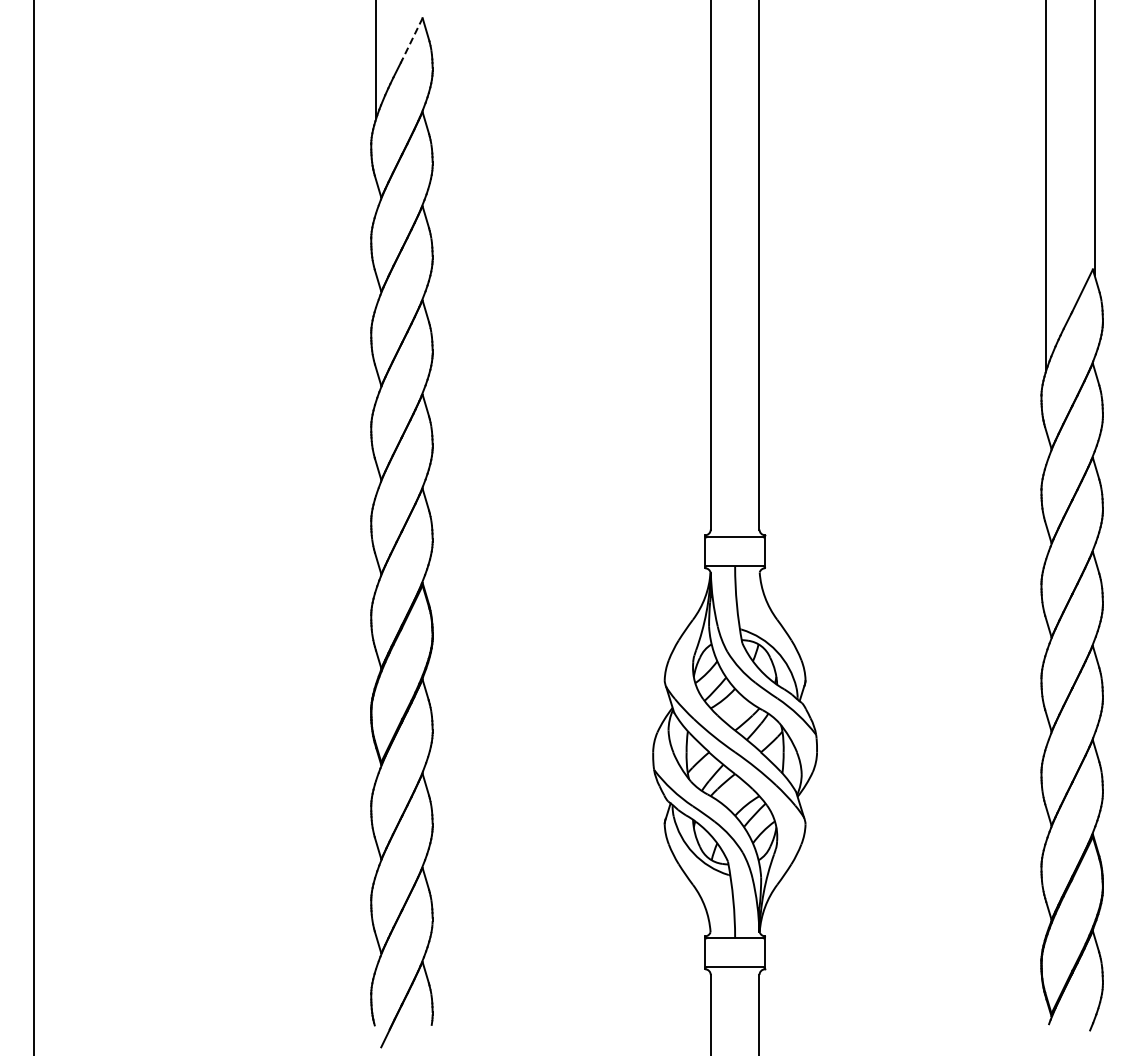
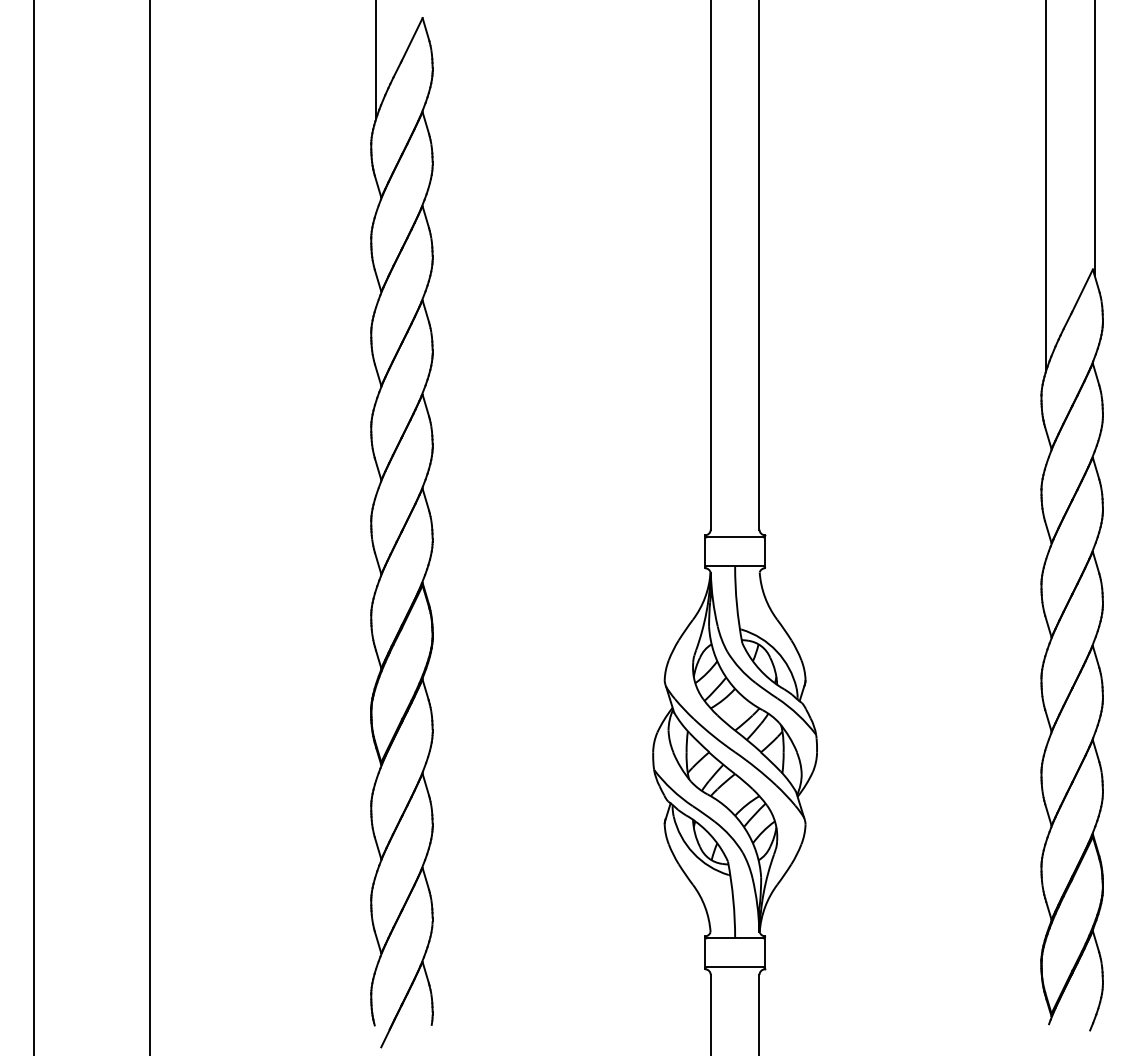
line: dashed -> solid (412, 39)
line: none -> present (150, 527)
